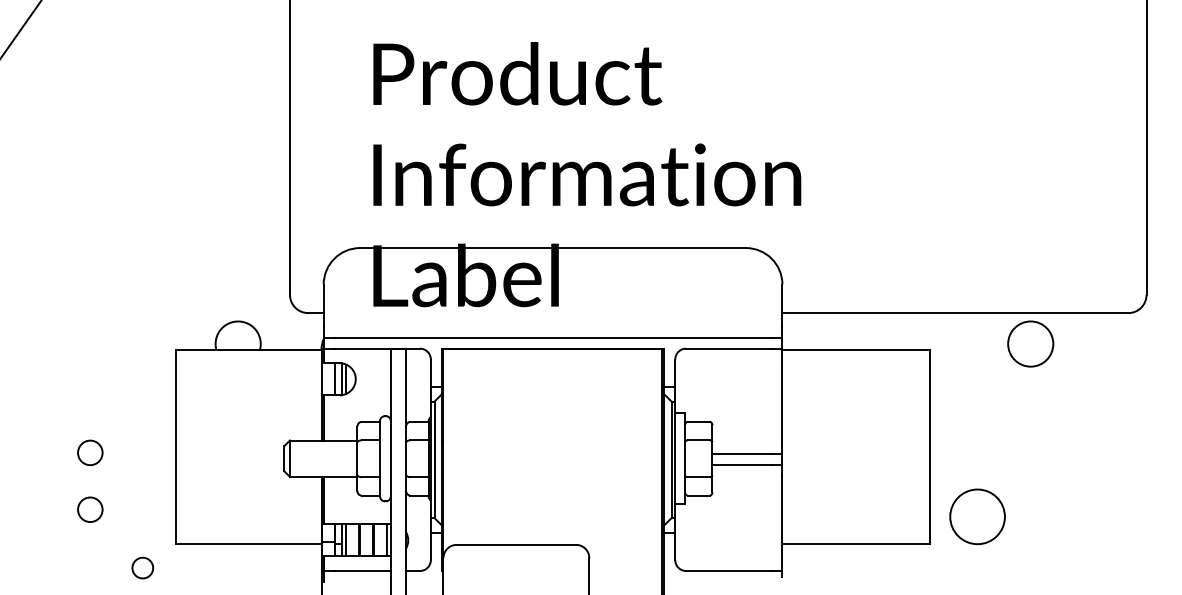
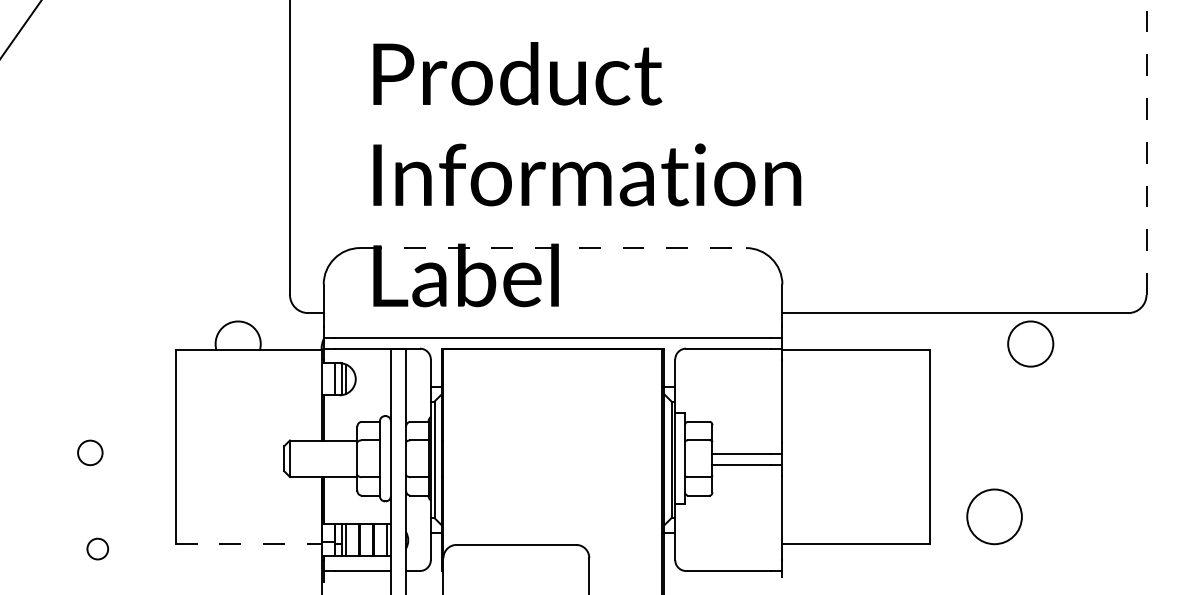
line: solid -> dashed (1146, 146)
line: solid -> dashed (553, 248)
circle: present -> none (90, 509)
circle position: (977, 516) -> (994, 516) (994, 516)
line: solid -> dashed (248, 544)
circle position: (142, 567) -> (97, 548) (97, 548)
